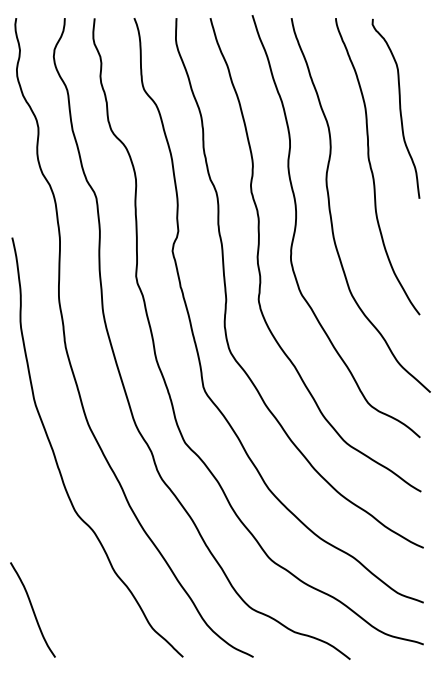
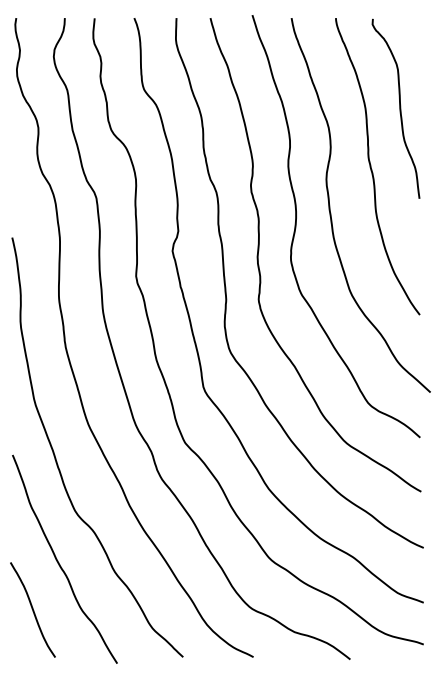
curve: none -> present (58, 560)
